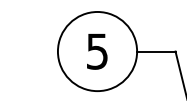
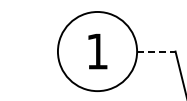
text: 5 -> 1 (97, 51)
line: solid -> dashed (156, 51)
